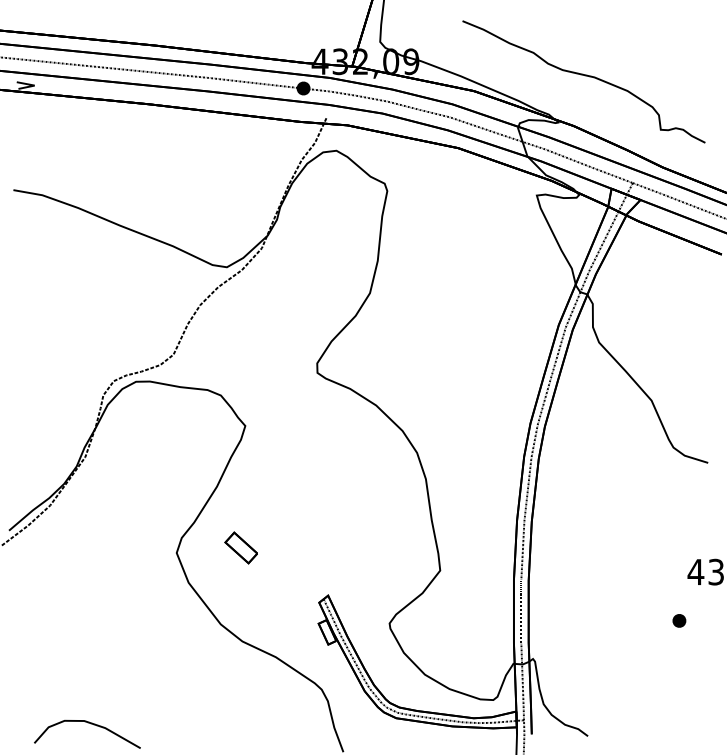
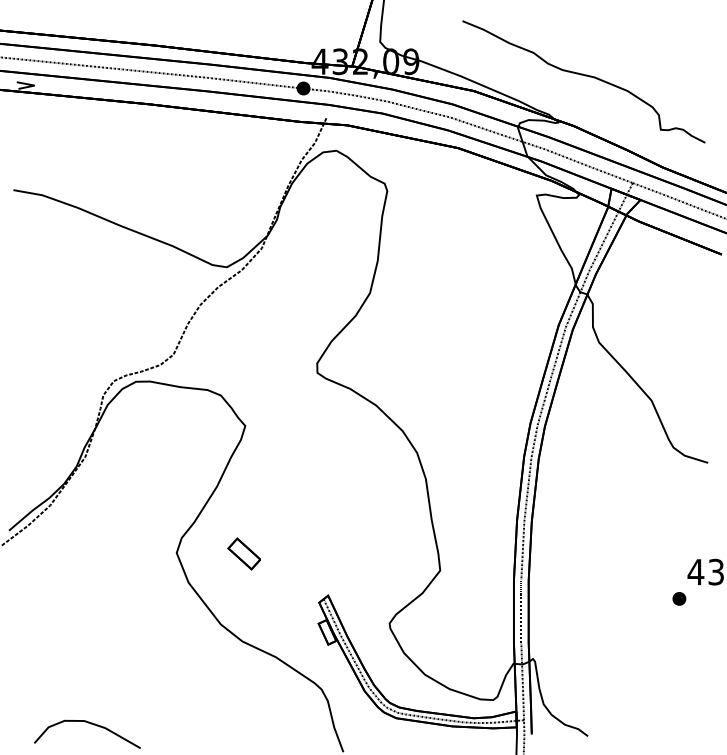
part position: (240, 547) -> (243, 553) (243, 553)
part position: (679, 620) -> (679, 598) (679, 598)
